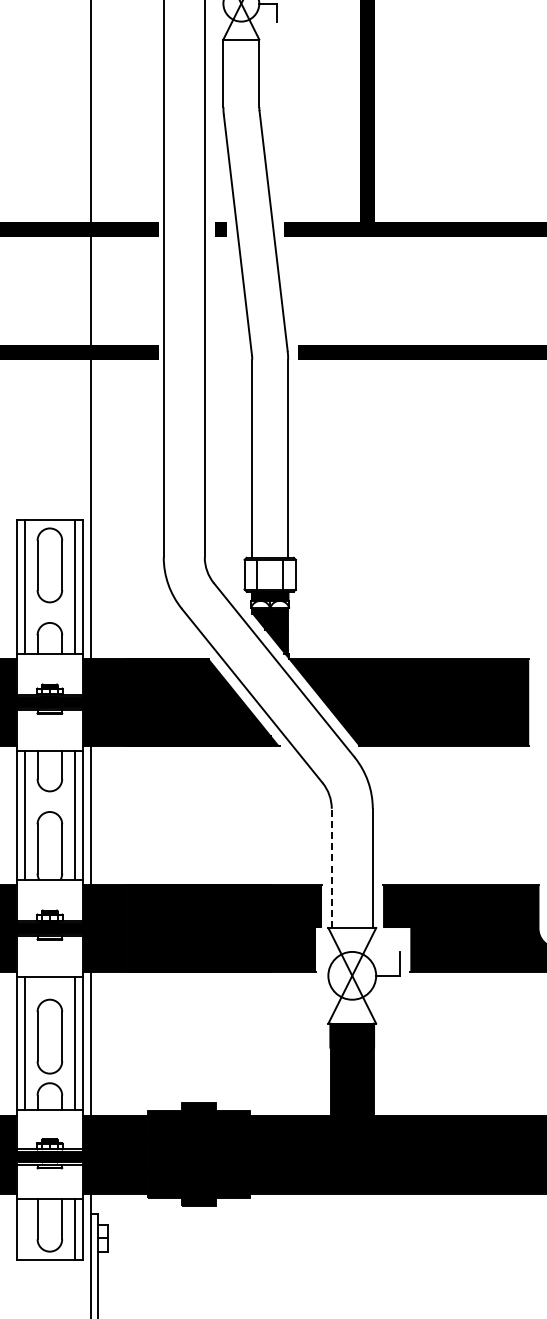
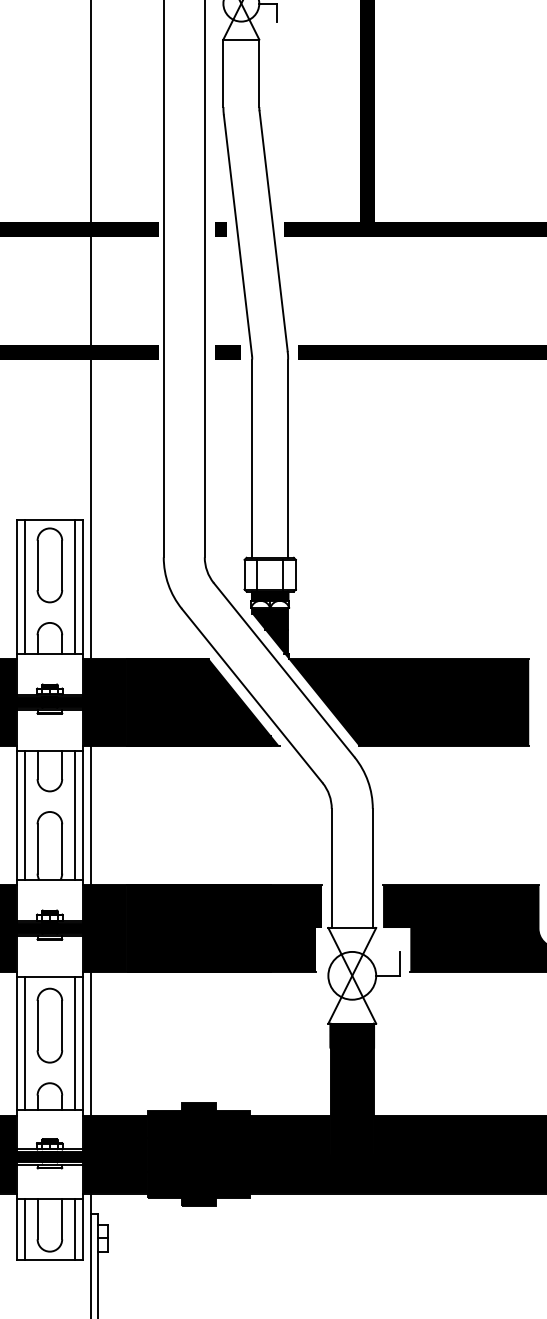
line: none -> present (227, 352)
line: dashed -> solid (331, 868)
part position: (49, 1036) -> (49, 1025) (49, 1025)
line: none -> present (24, 1228)
